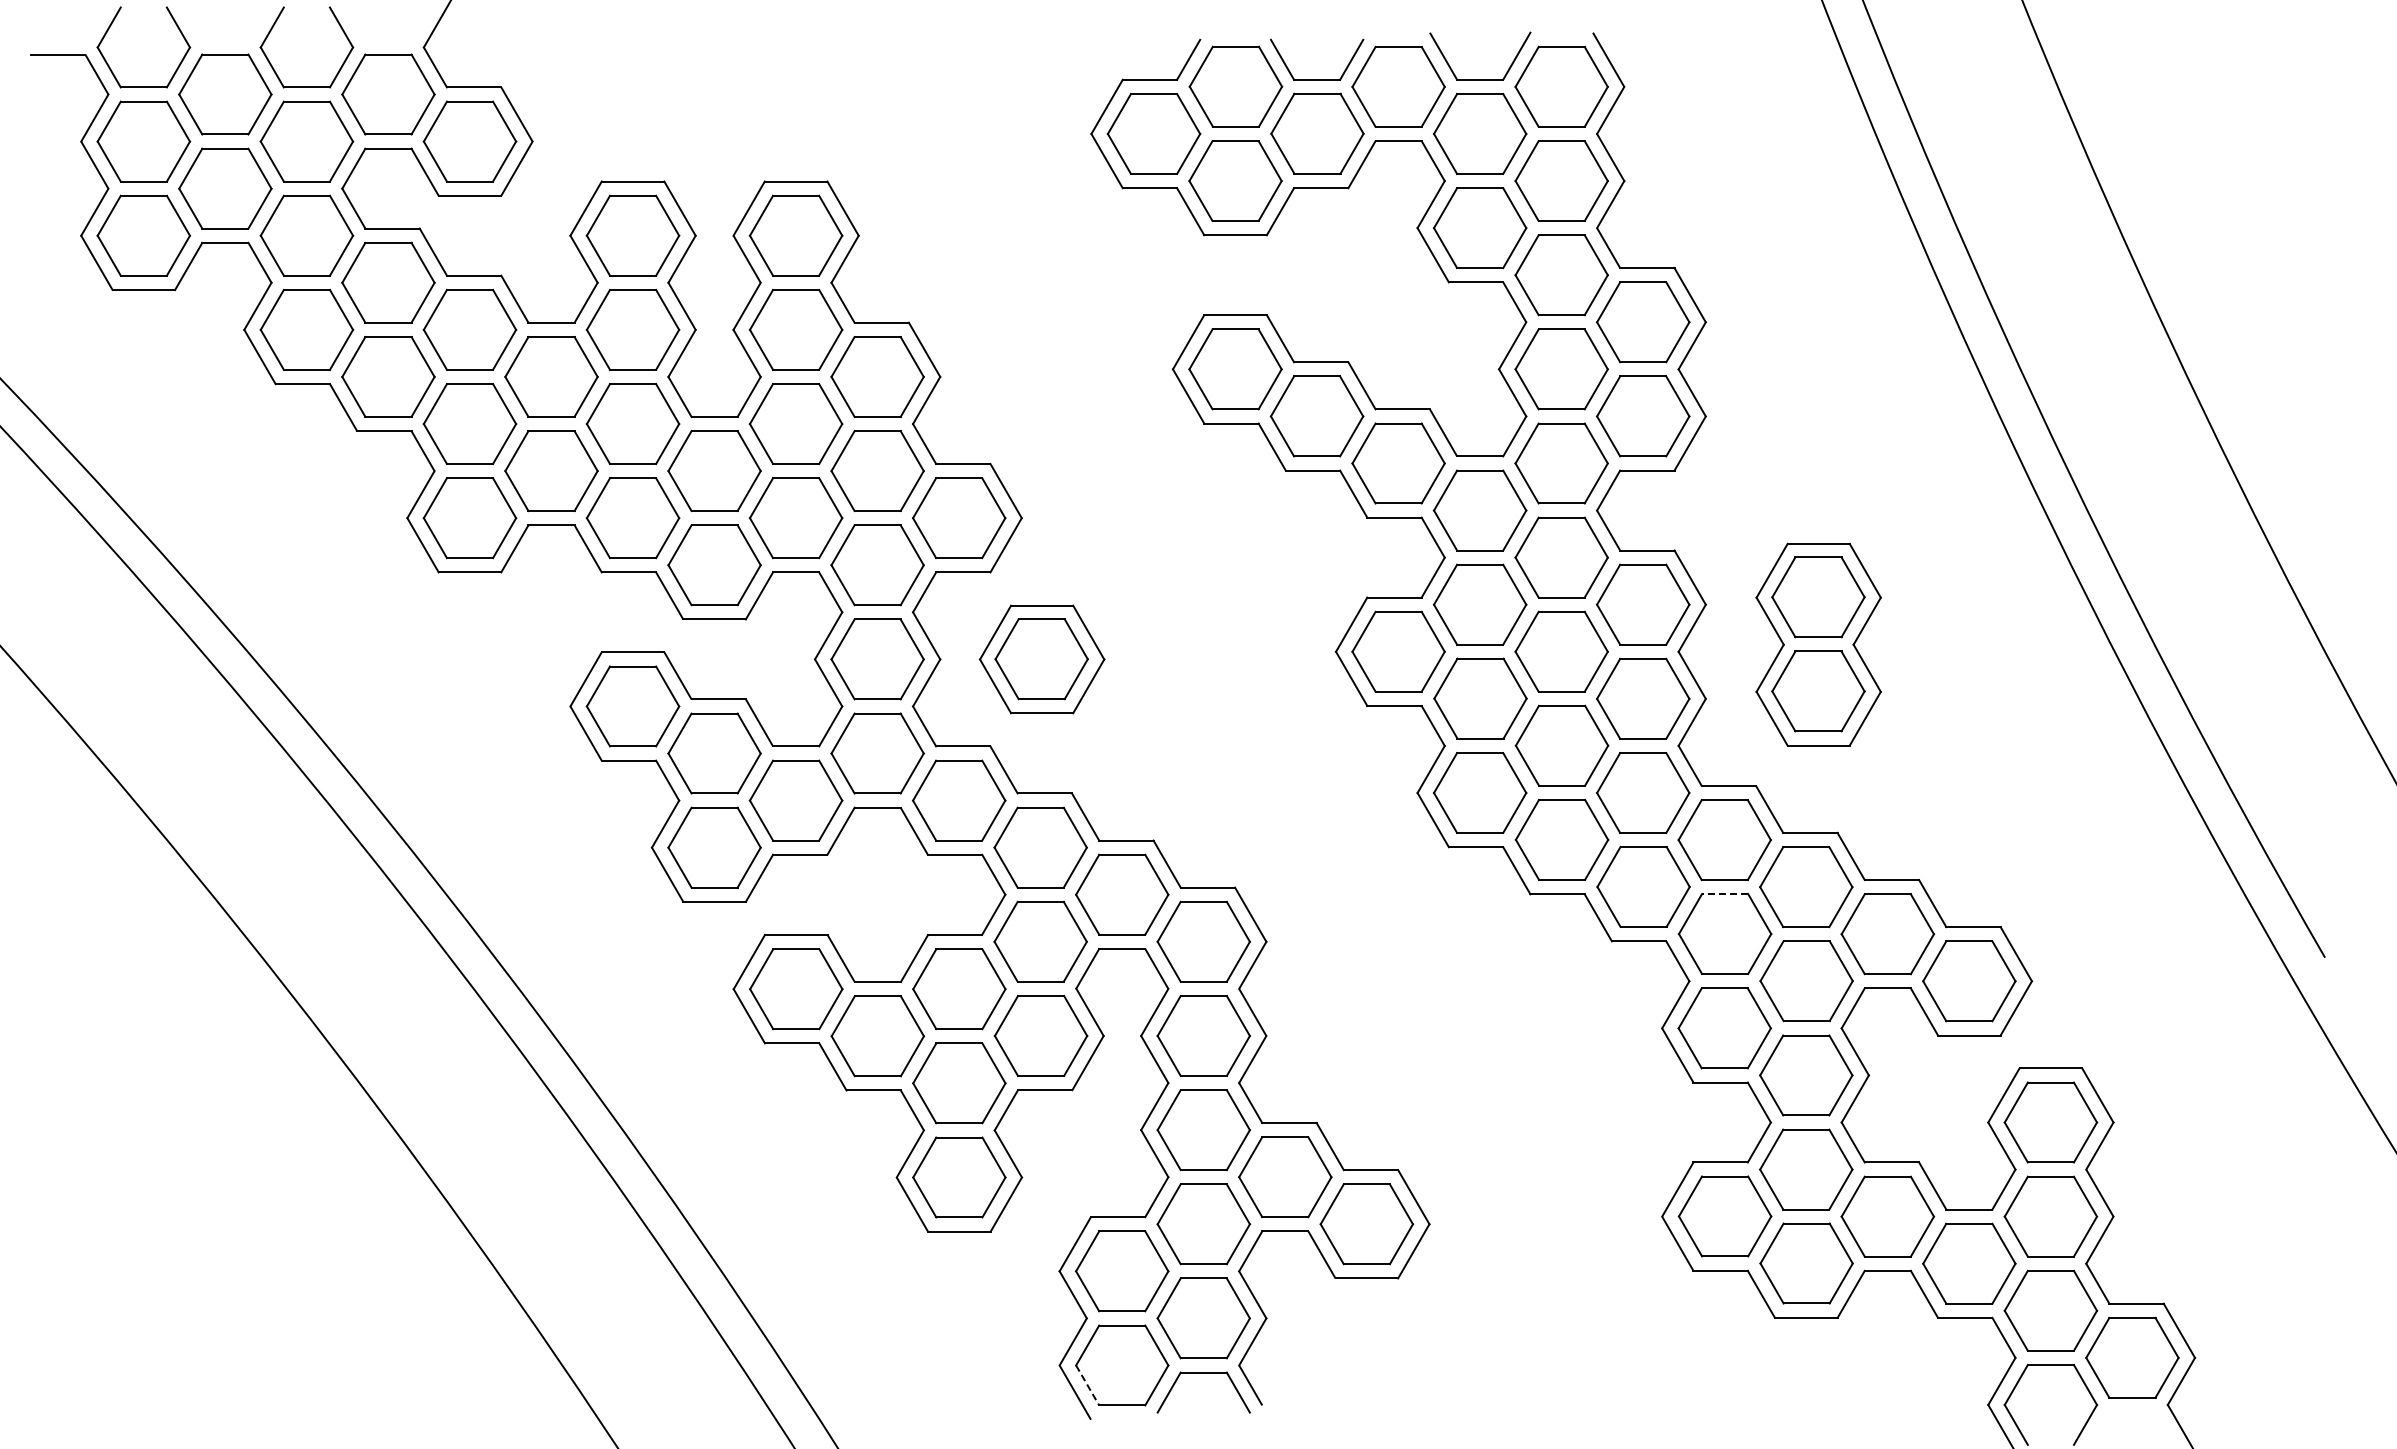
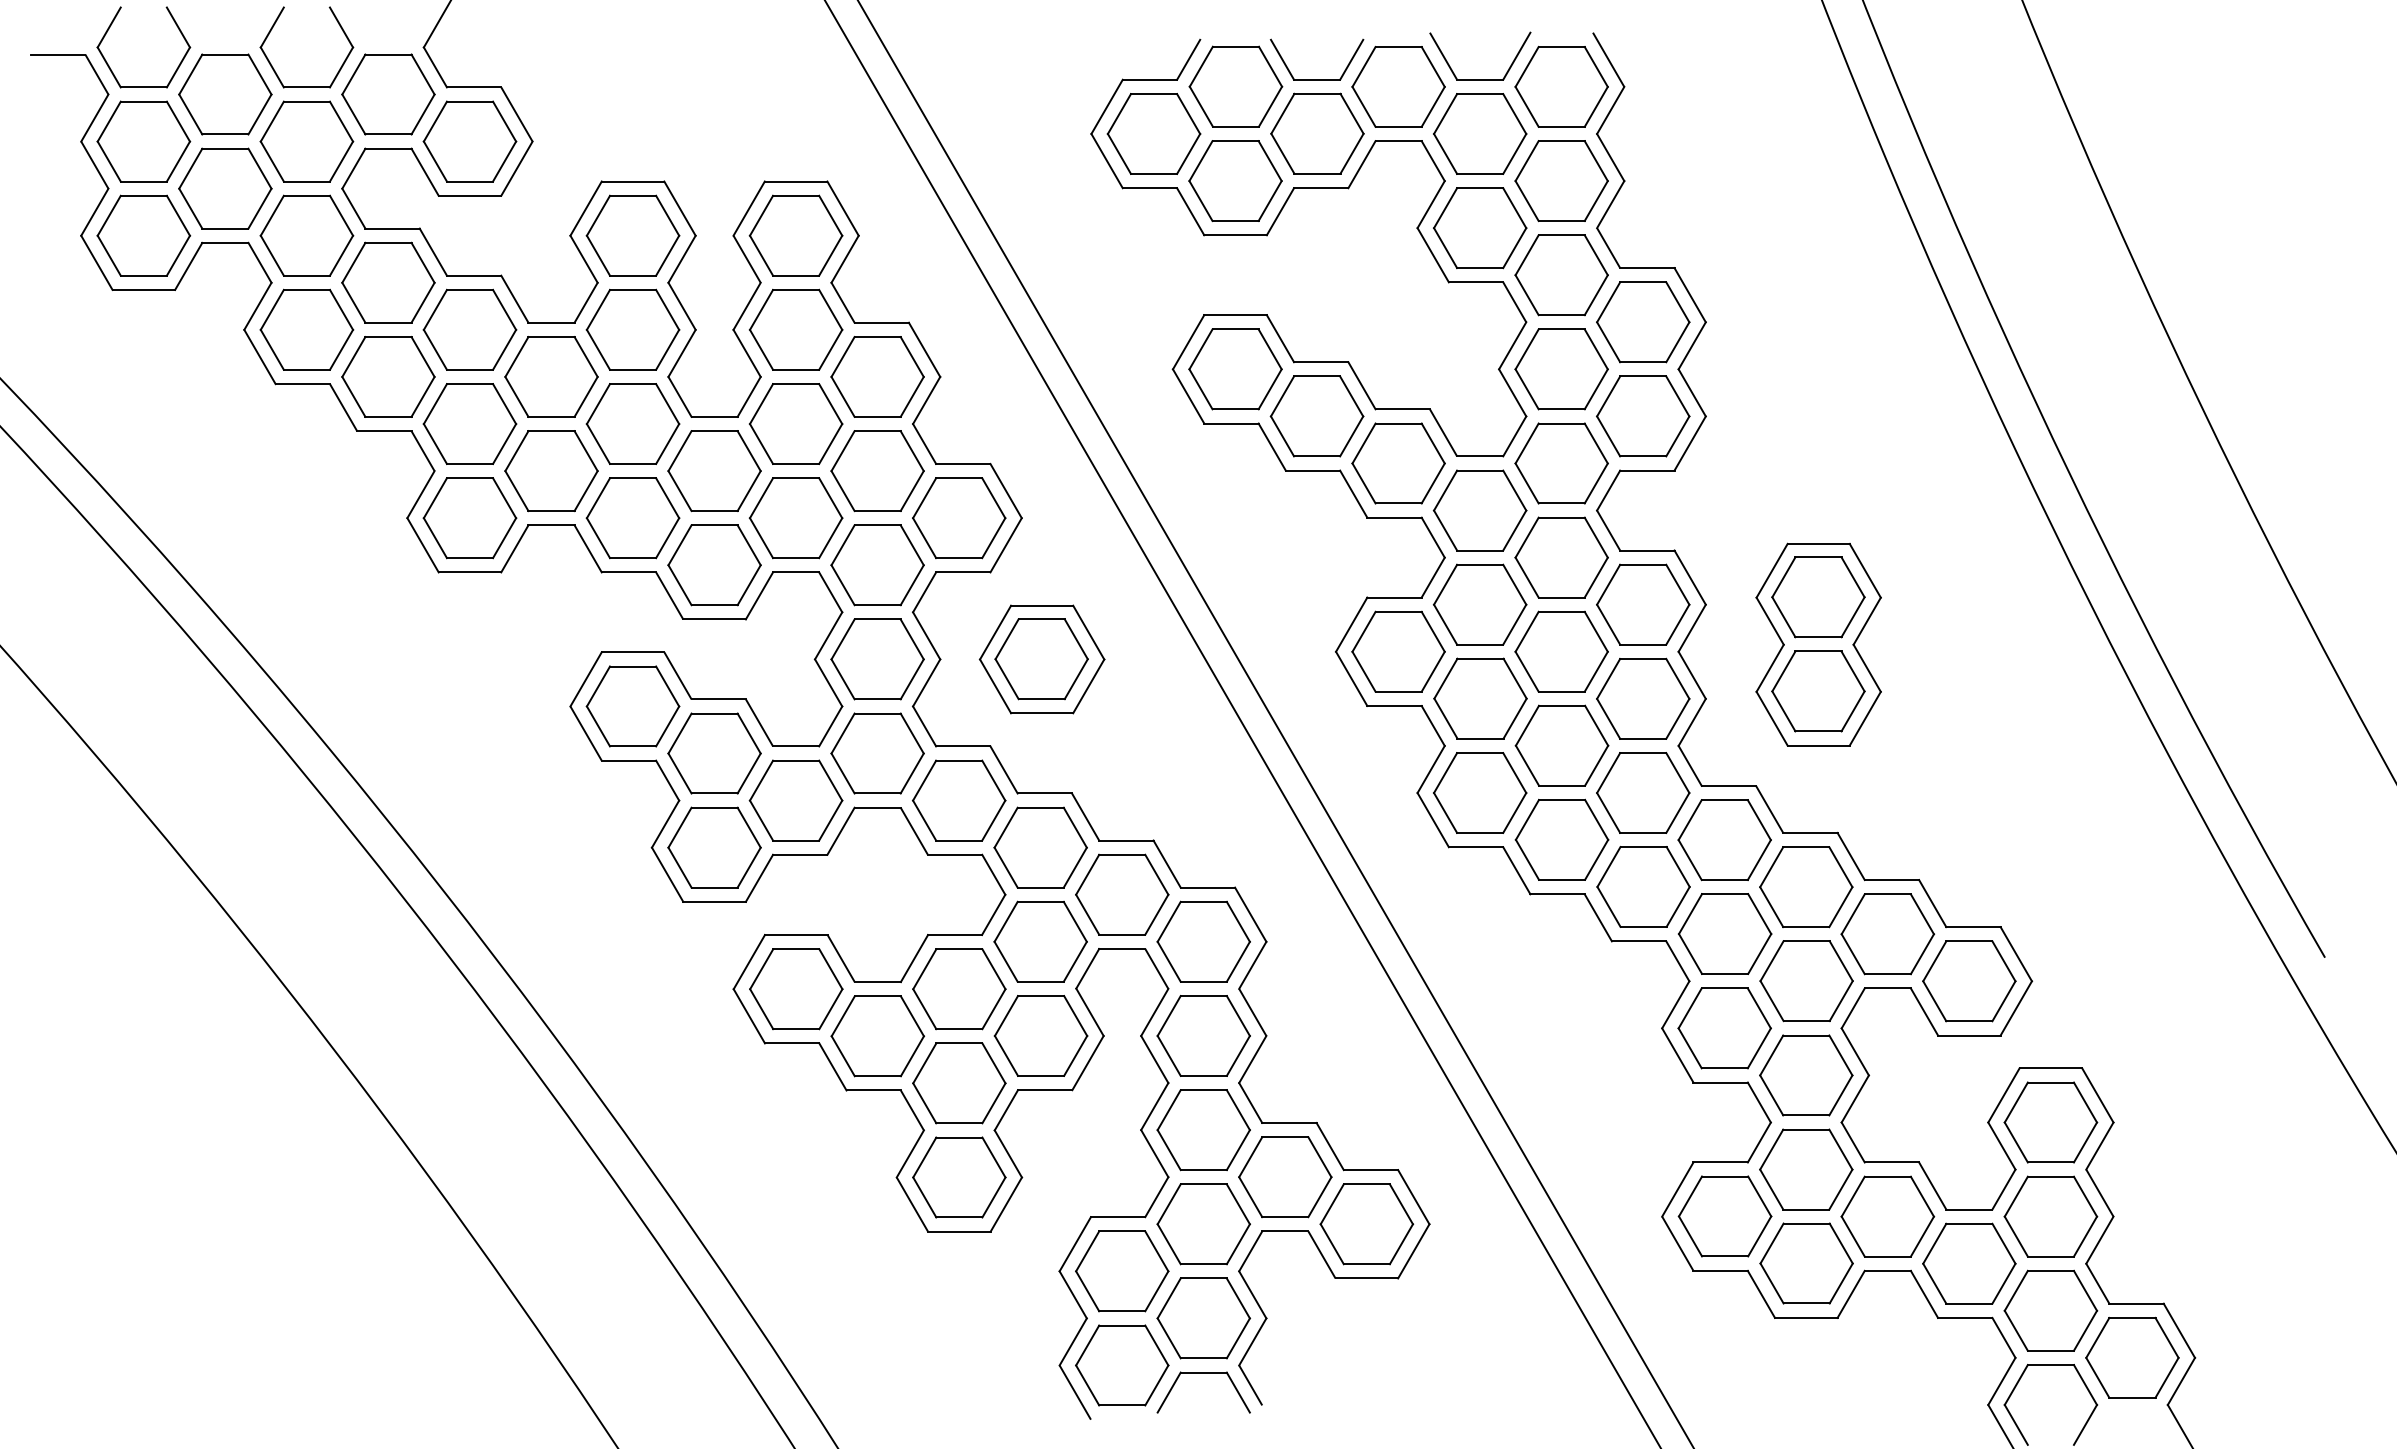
line: none -> present (1242, 723)
line: none -> present (1275, 723)
line: dashed -> solid (1724, 894)
line: dashed -> solid (1087, 1385)
